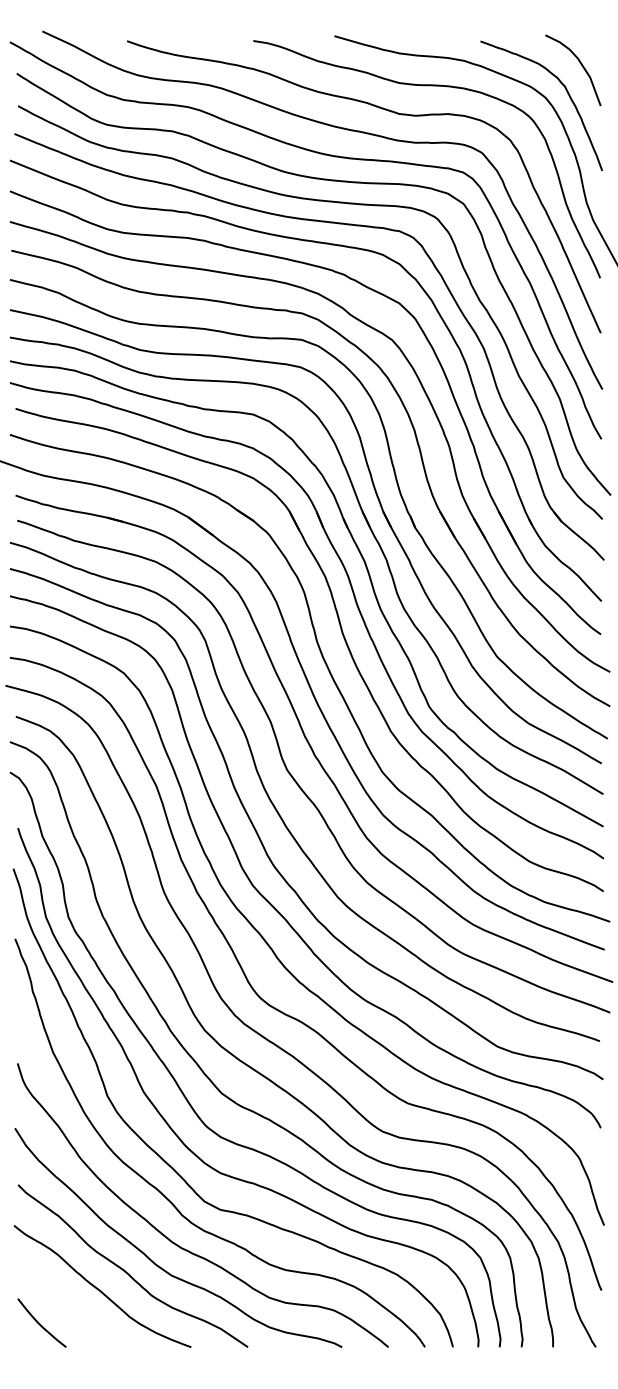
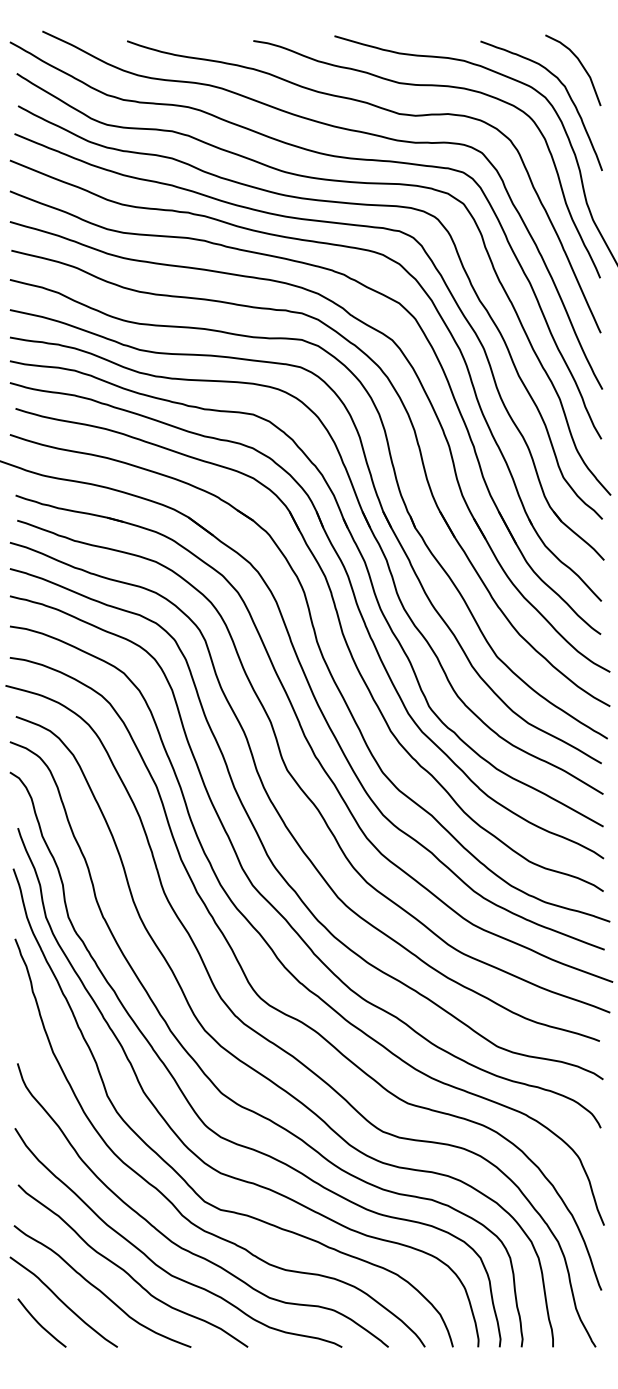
curve: none -> present (63, 1301)
